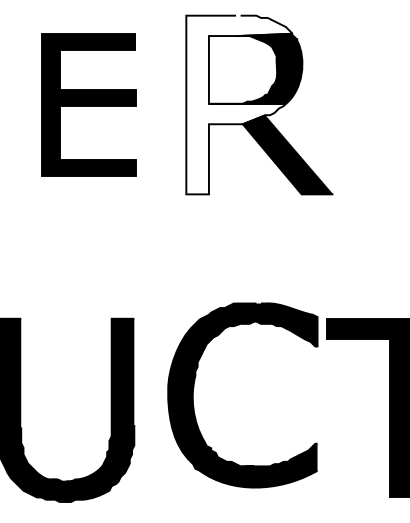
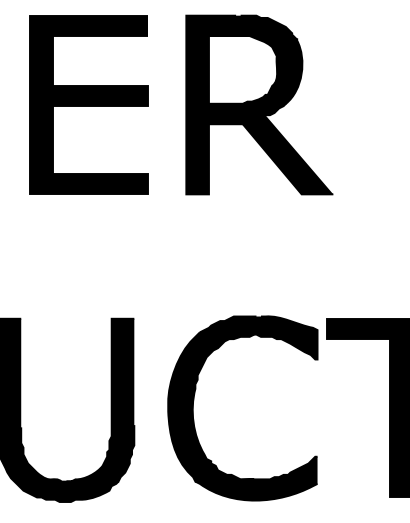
part size: 96x144 px -> 120x180 px (88, 104)
fill: none -> present (239, 104)
part position: (194, 387) -> (194, 400) (194, 400)
